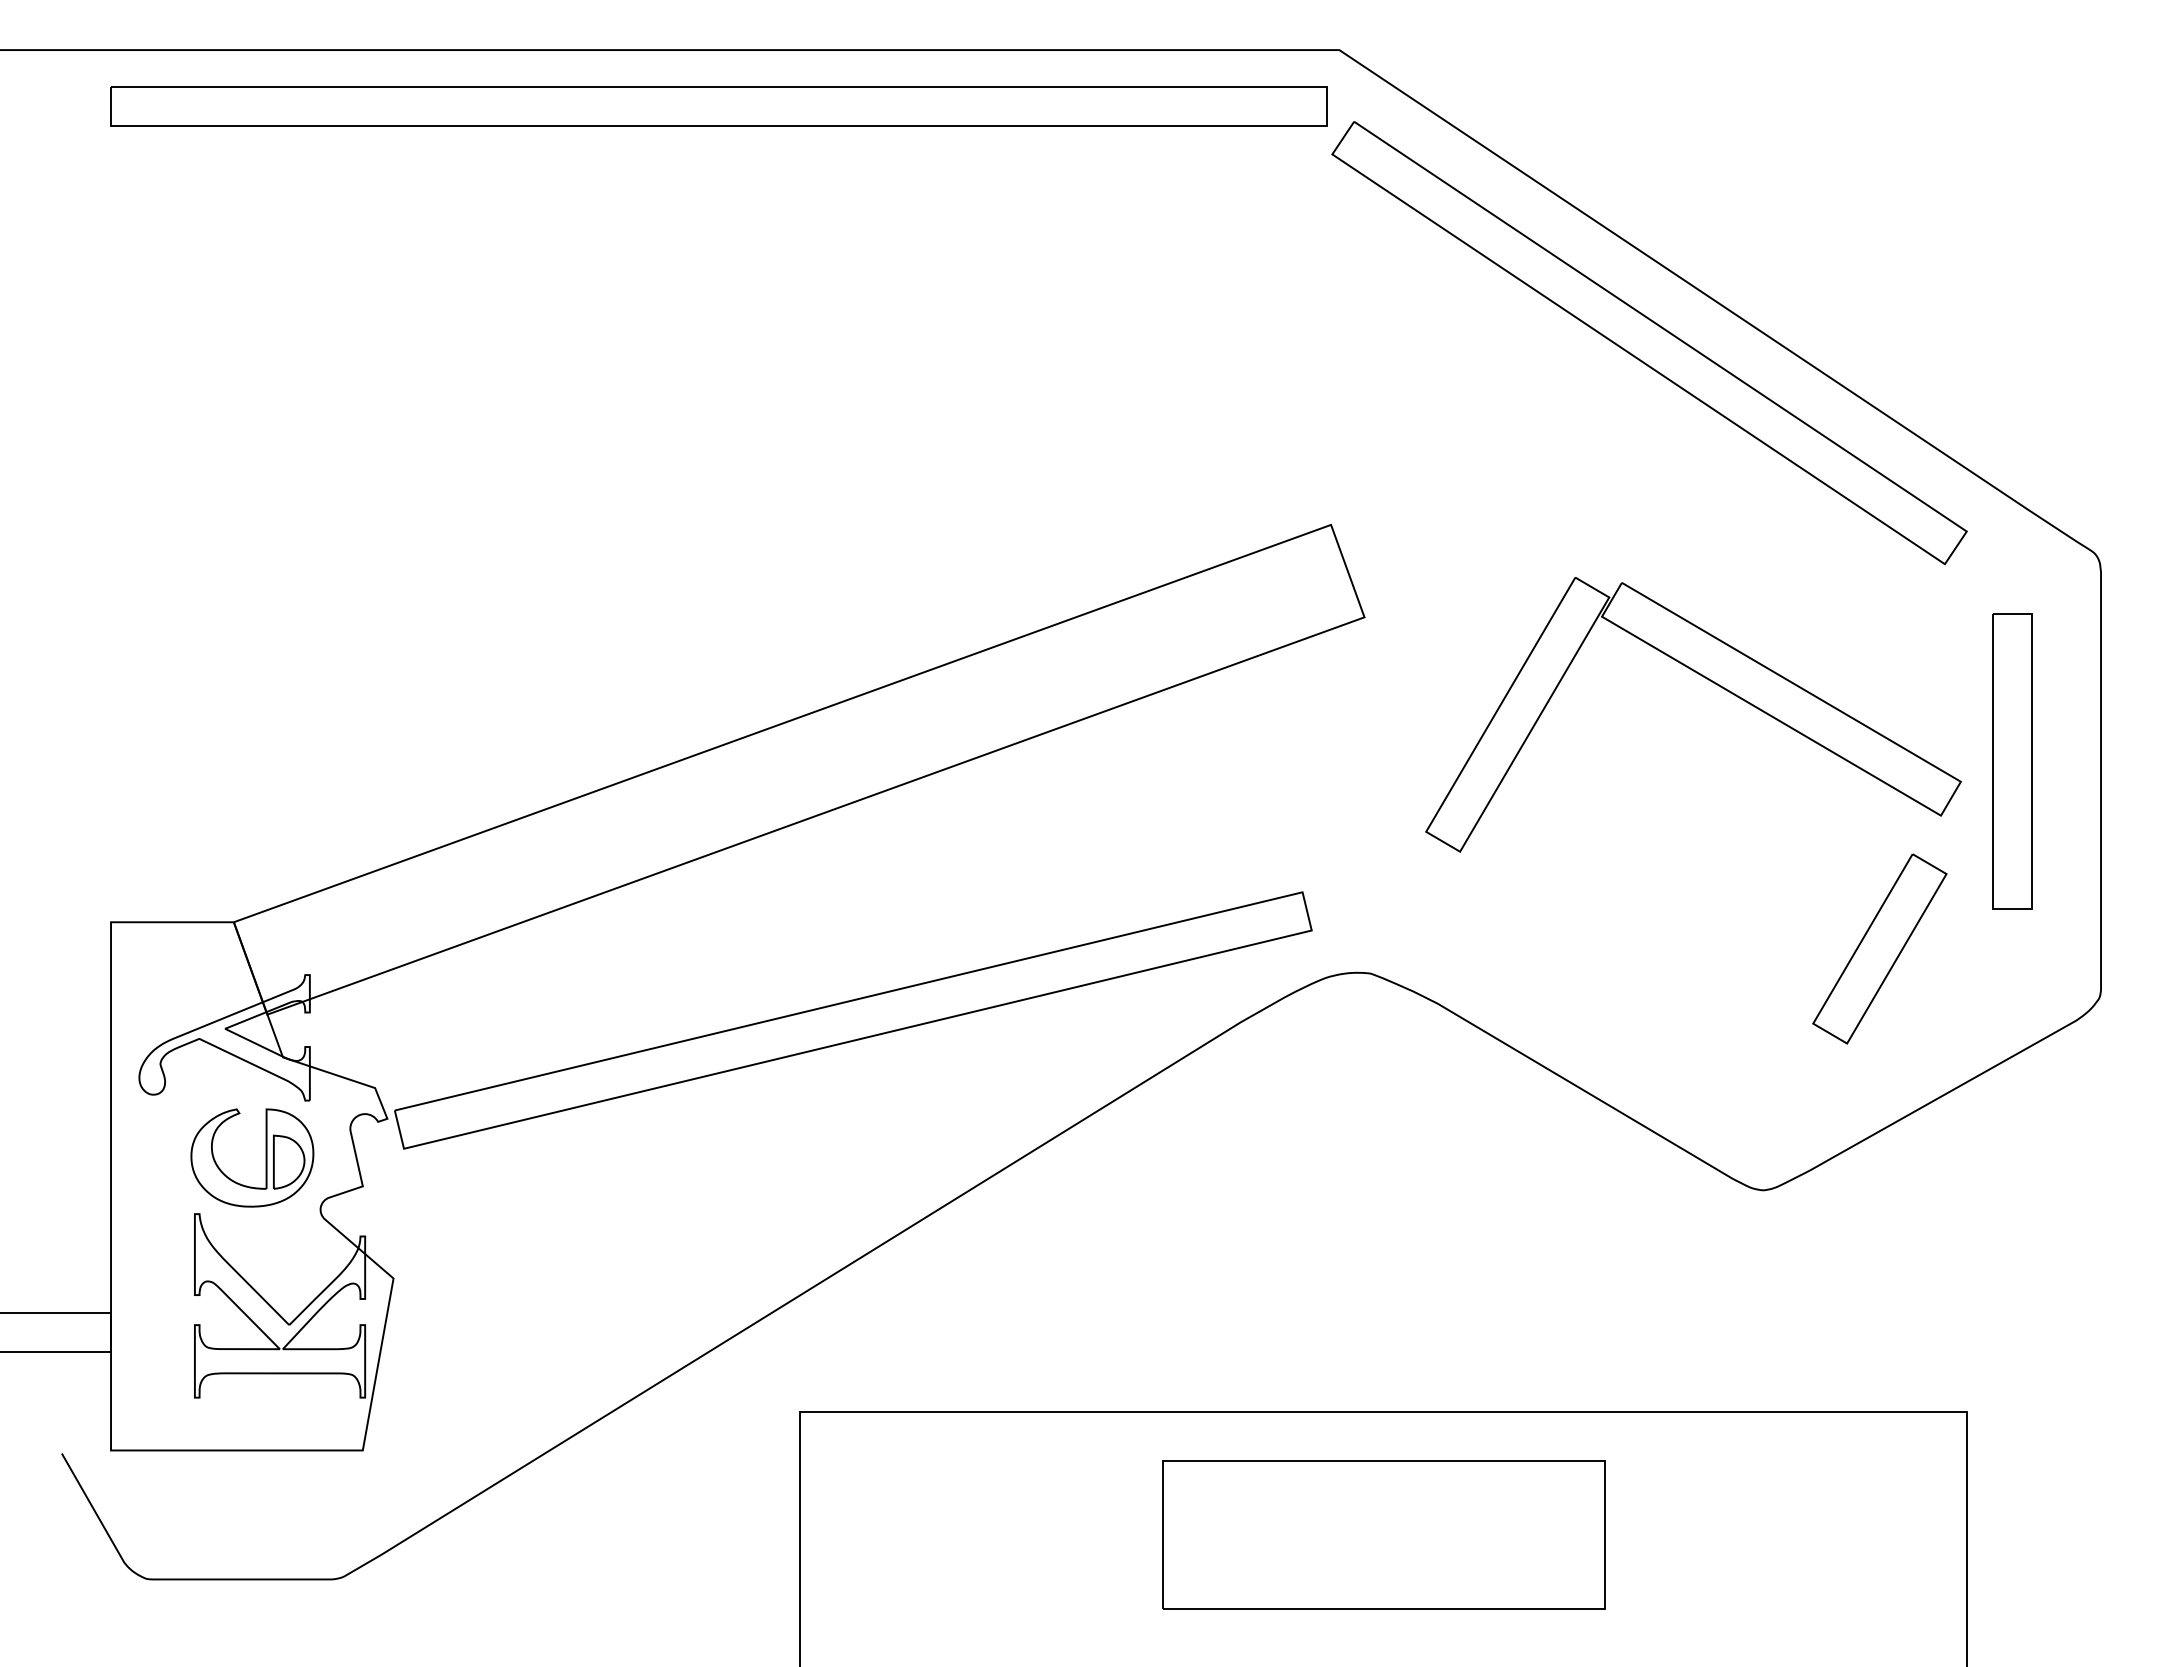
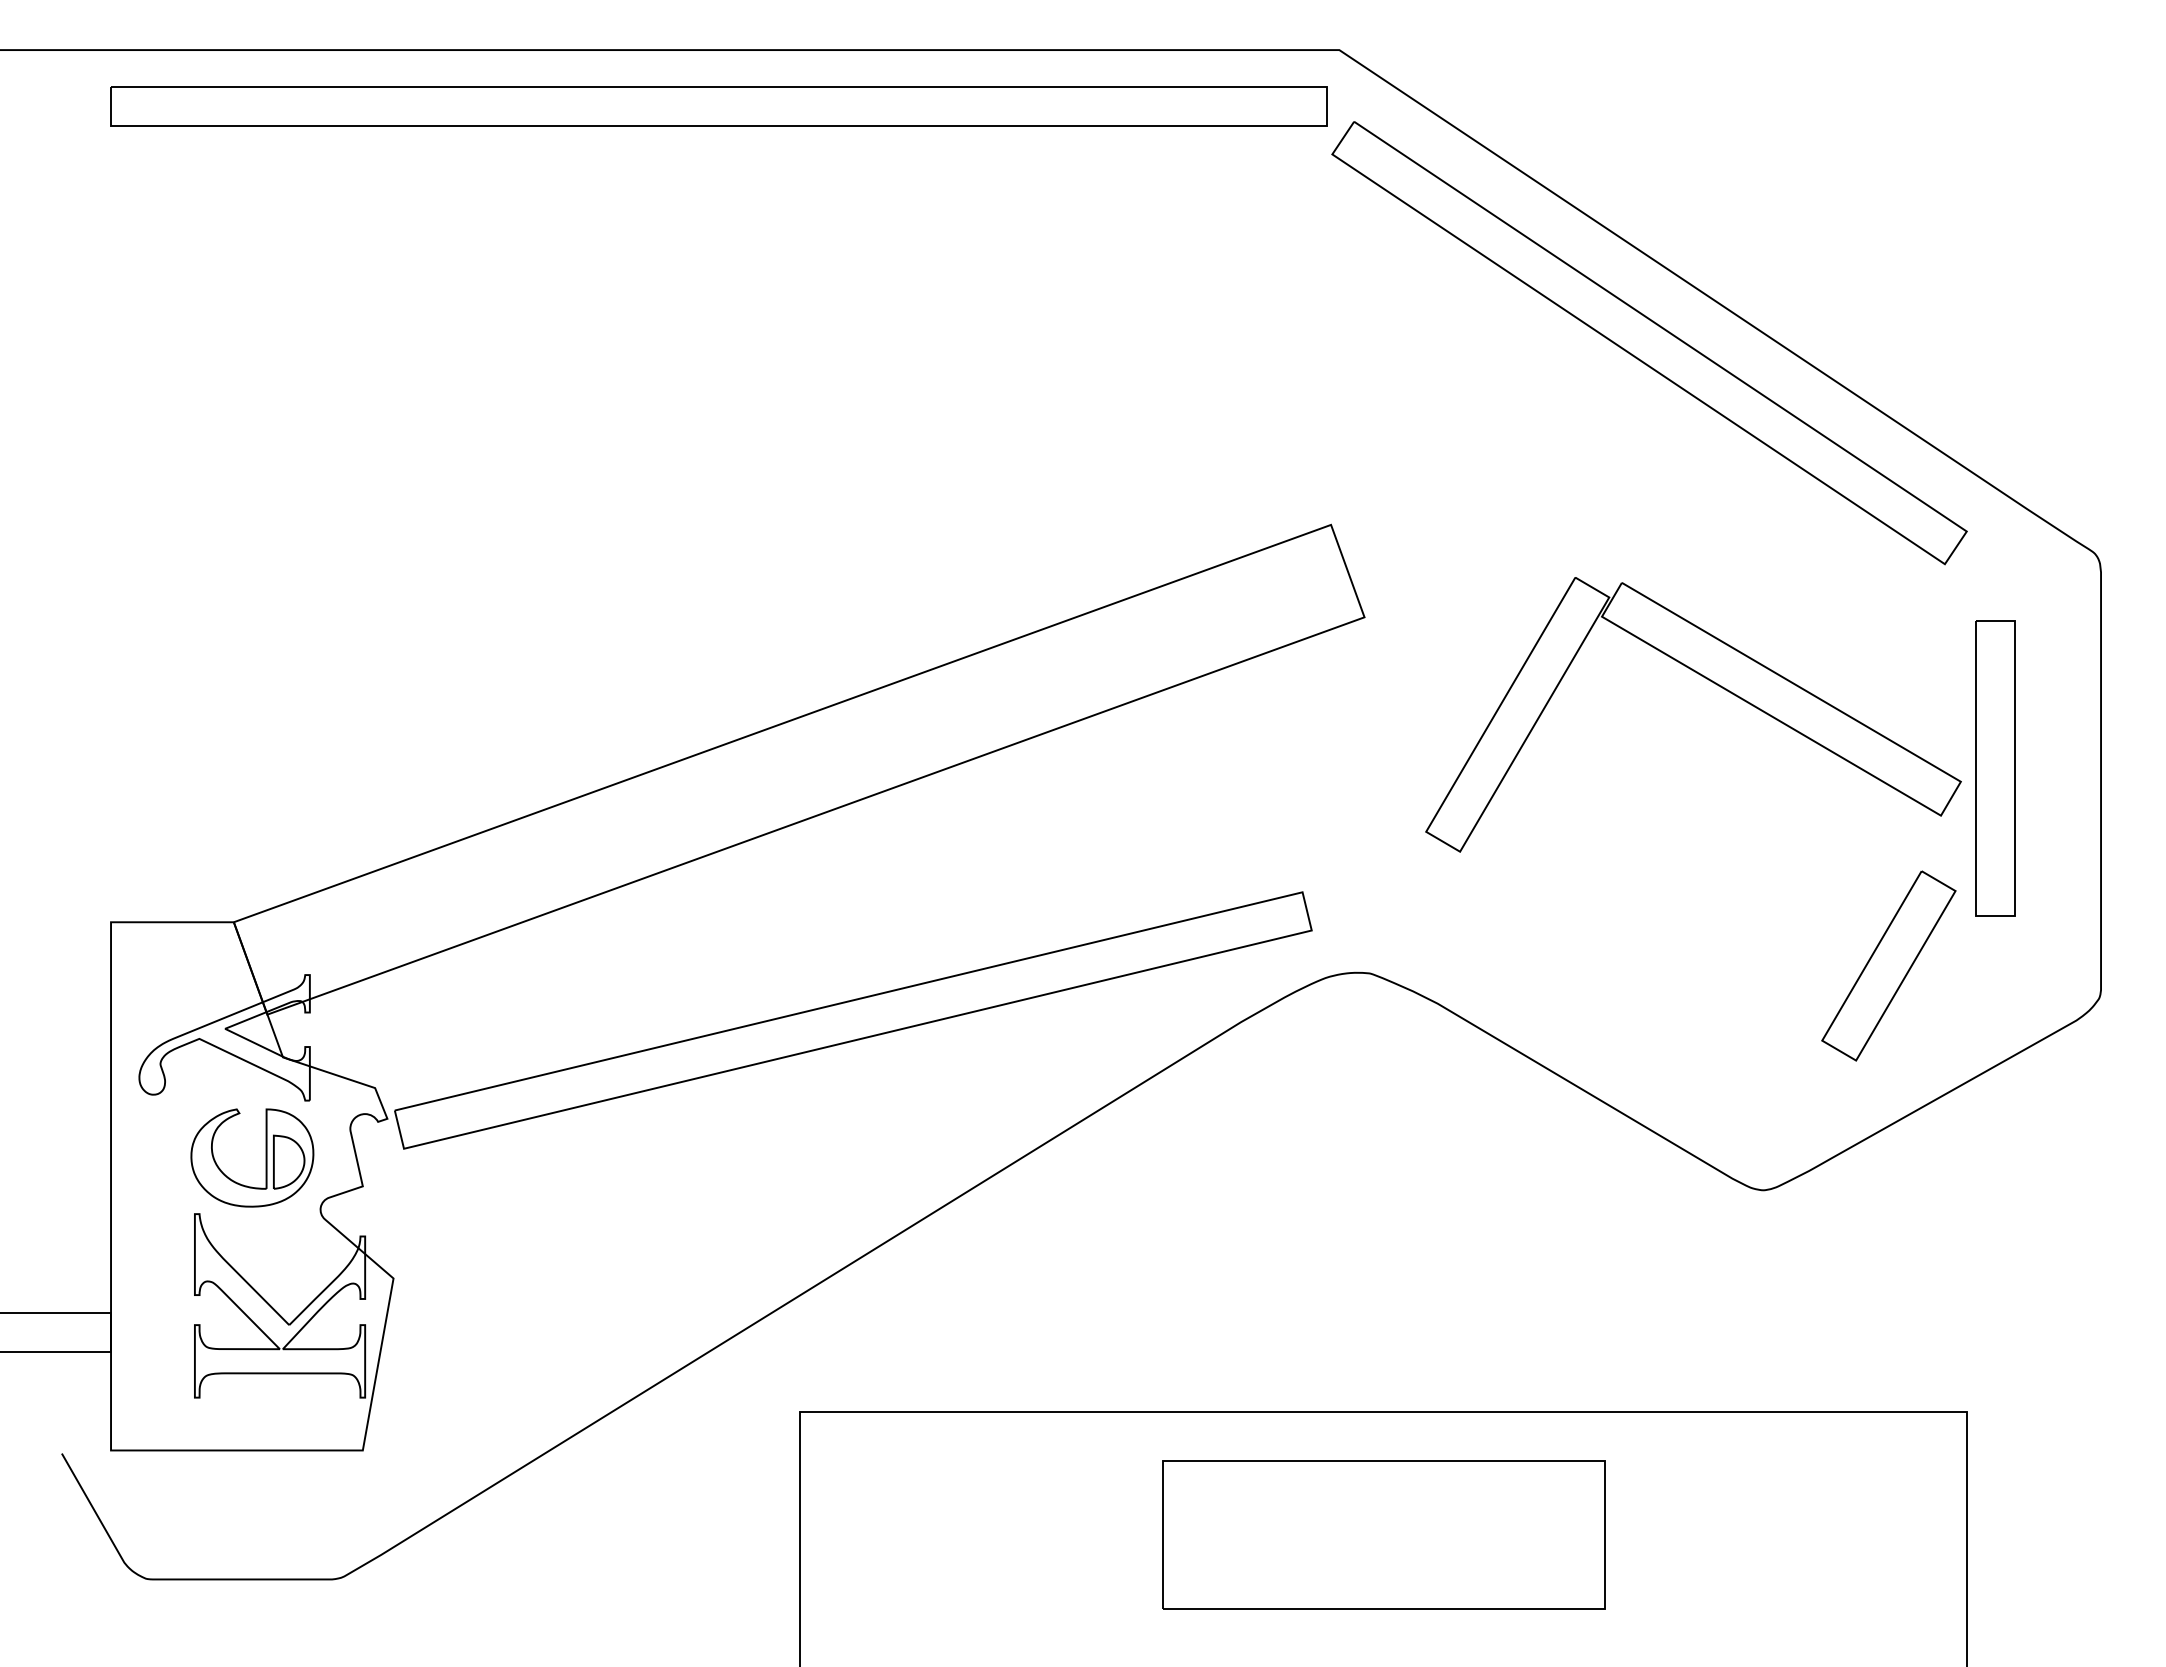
part position: (2012, 761) -> (1995, 768) (1995, 768)
part position: (1879, 948) -> (1888, 965) (1888, 965)
